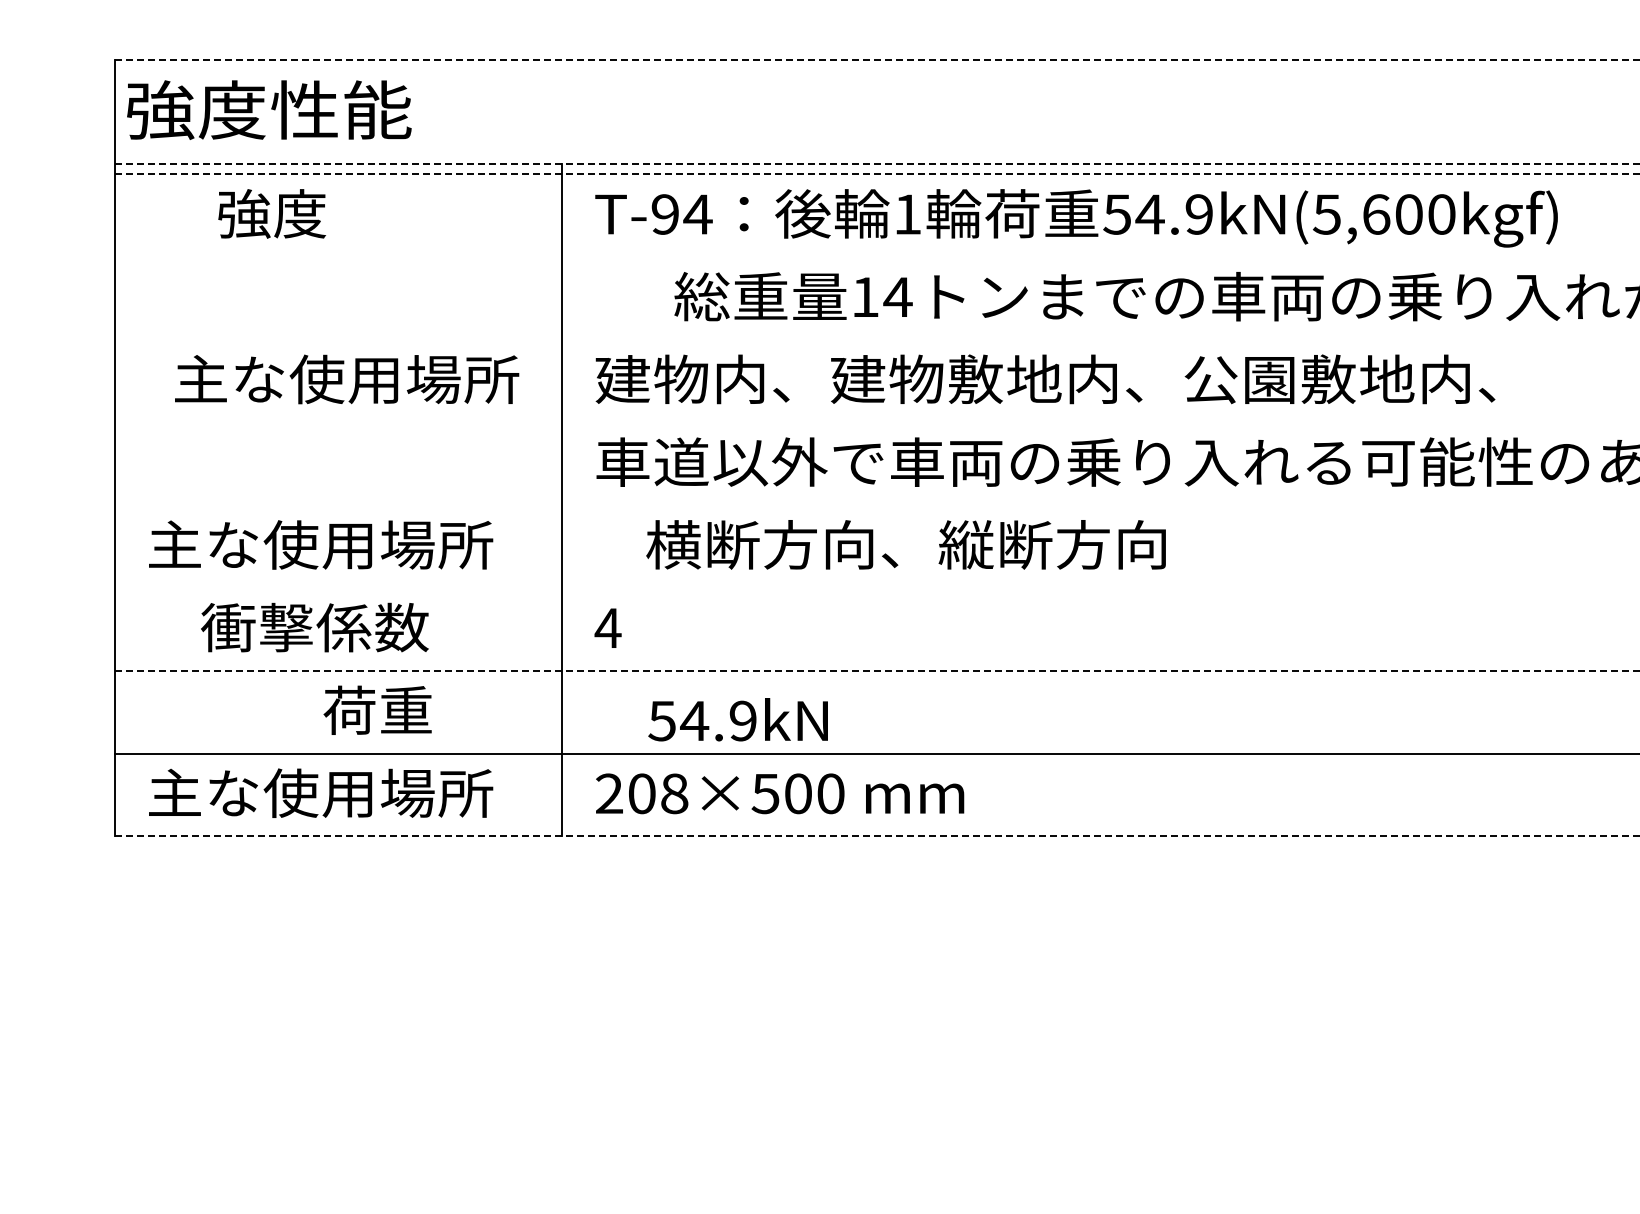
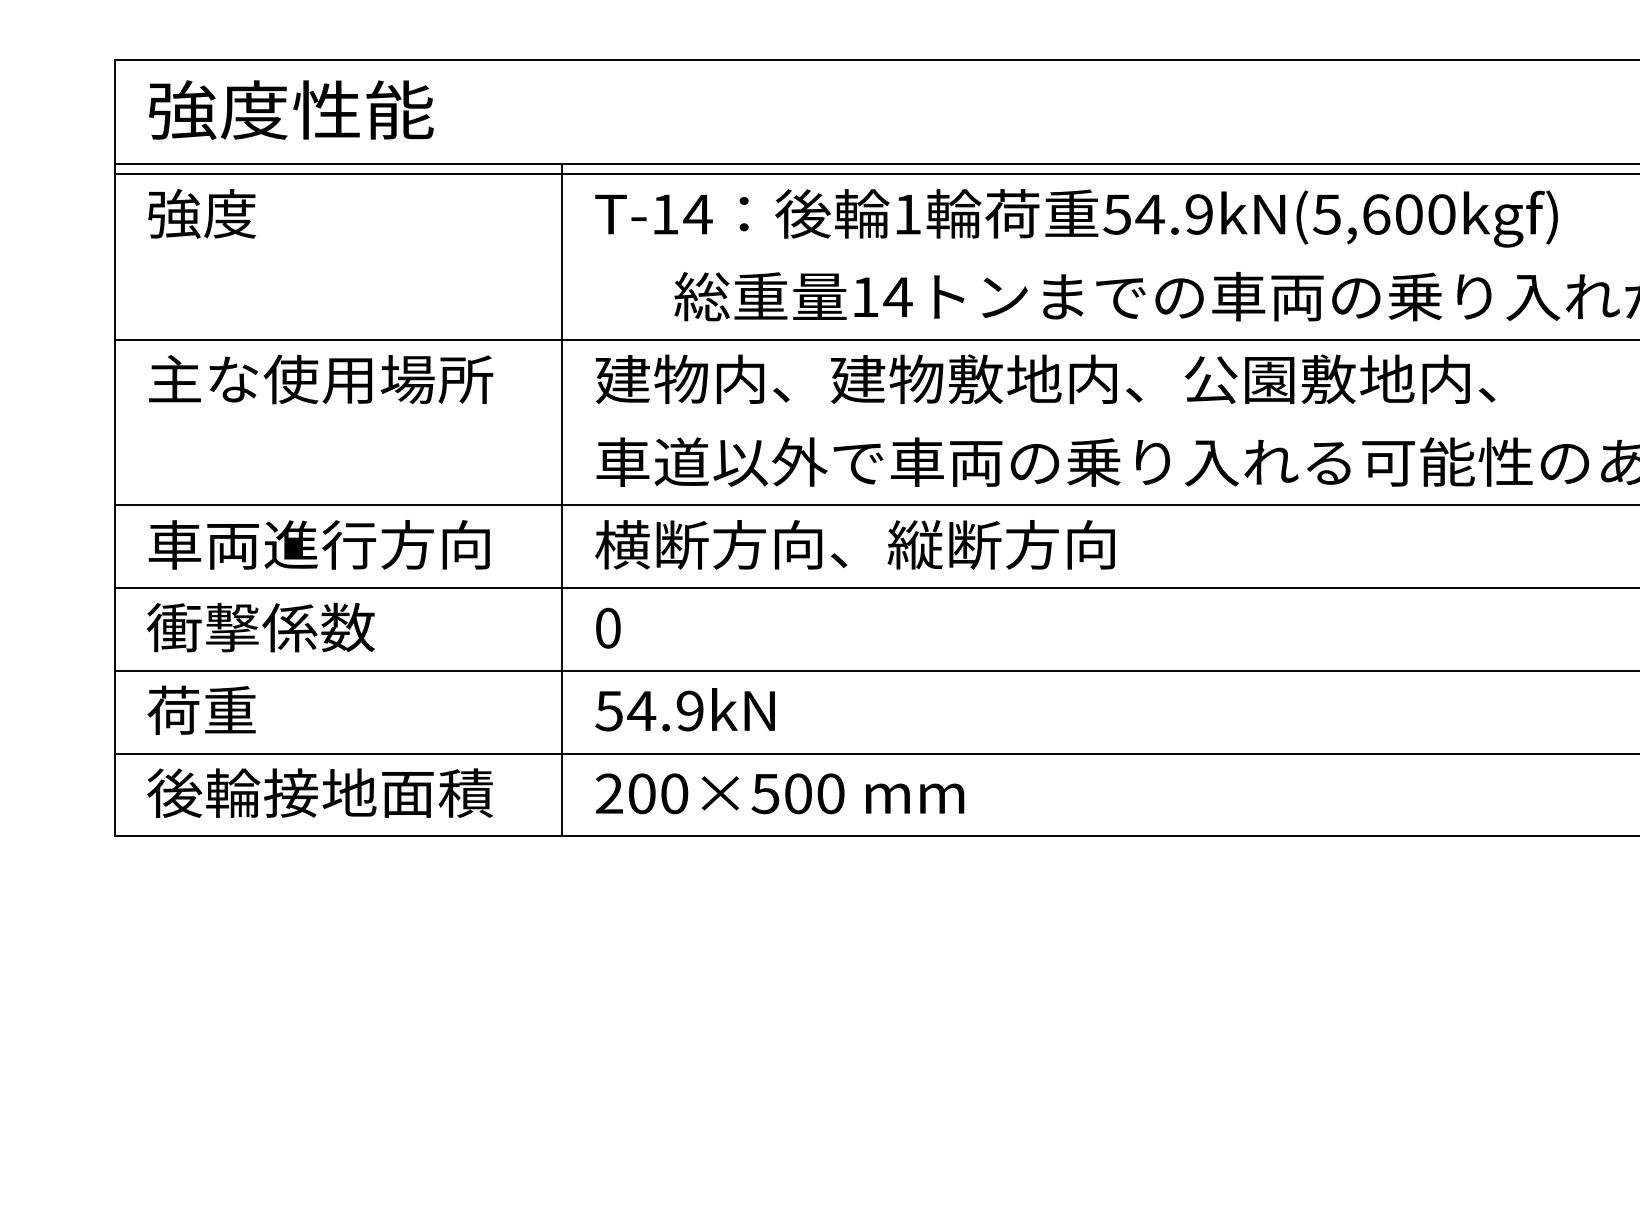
line: dashed -> solid (877, 60)
text position: (269, 109) -> (291, 109) (291, 109)
line: dashed -> solid (877, 163)
line: dashed -> solid (877, 174)
text position: (272, 213) -> (202, 213) (202, 213)
text: T-94 -> T-14 (664, 214)
line: none -> present (875, 339)
text position: (347, 379) -> (321, 379) (321, 379)
line: none -> present (875, 505)
text: 主な使用場所 -> 車両進行方向 (320, 544)
text position: (905, 544) -> (854, 544) (854, 544)
line: none -> present (875, 588)
text position: (314, 627) -> (260, 627) (260, 627)
text: 4 -> 0 (607, 627)
line: dashed -> solid (877, 670)
text position: (377, 709) -> (201, 709) (201, 709)
text position: (737, 719) -> (684, 709) (684, 709)
text: 主な使用場所 -> 後輪接地面積 (320, 792)
text: 208×500 -> 200×500 (674, 793)
line: dashed -> solid (877, 836)
